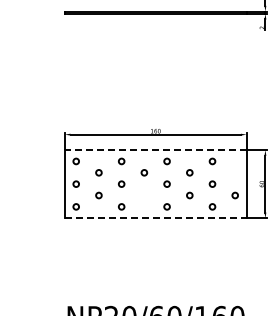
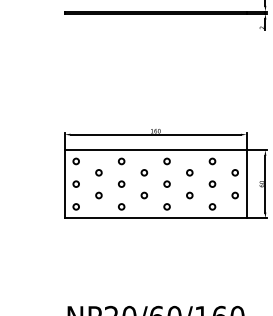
line: dashed -> solid (155, 150)
circle: none -> present (234, 172)
circle: none -> present (144, 195)
line: dashed -> solid (155, 218)
